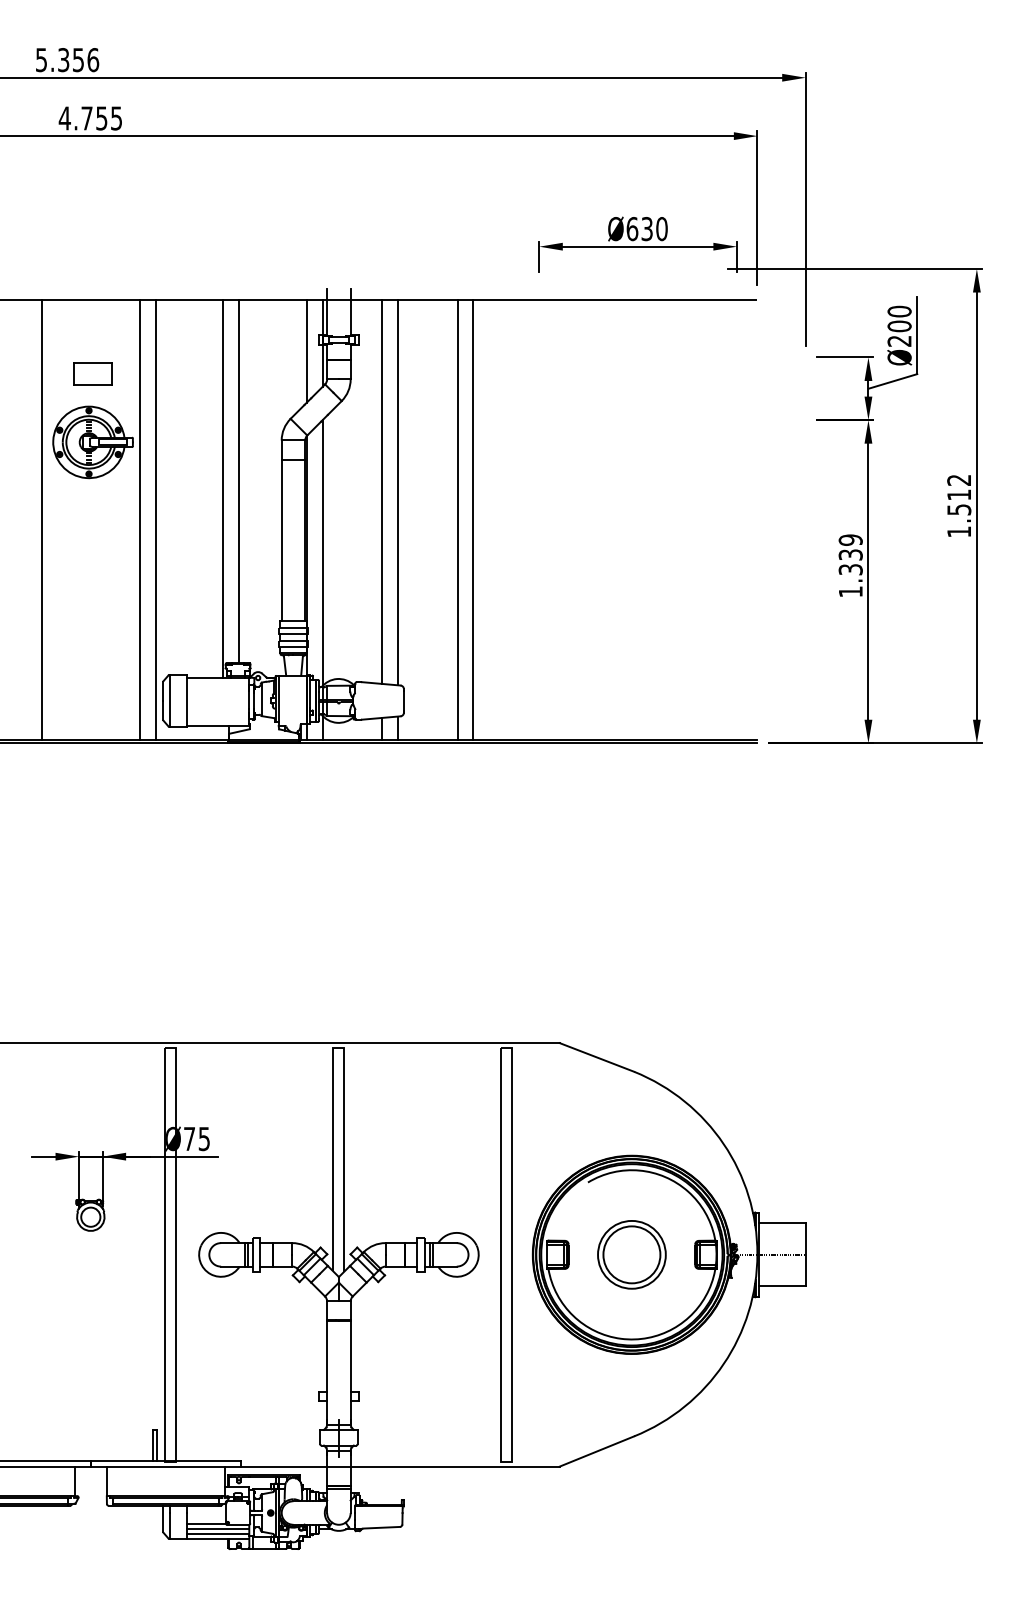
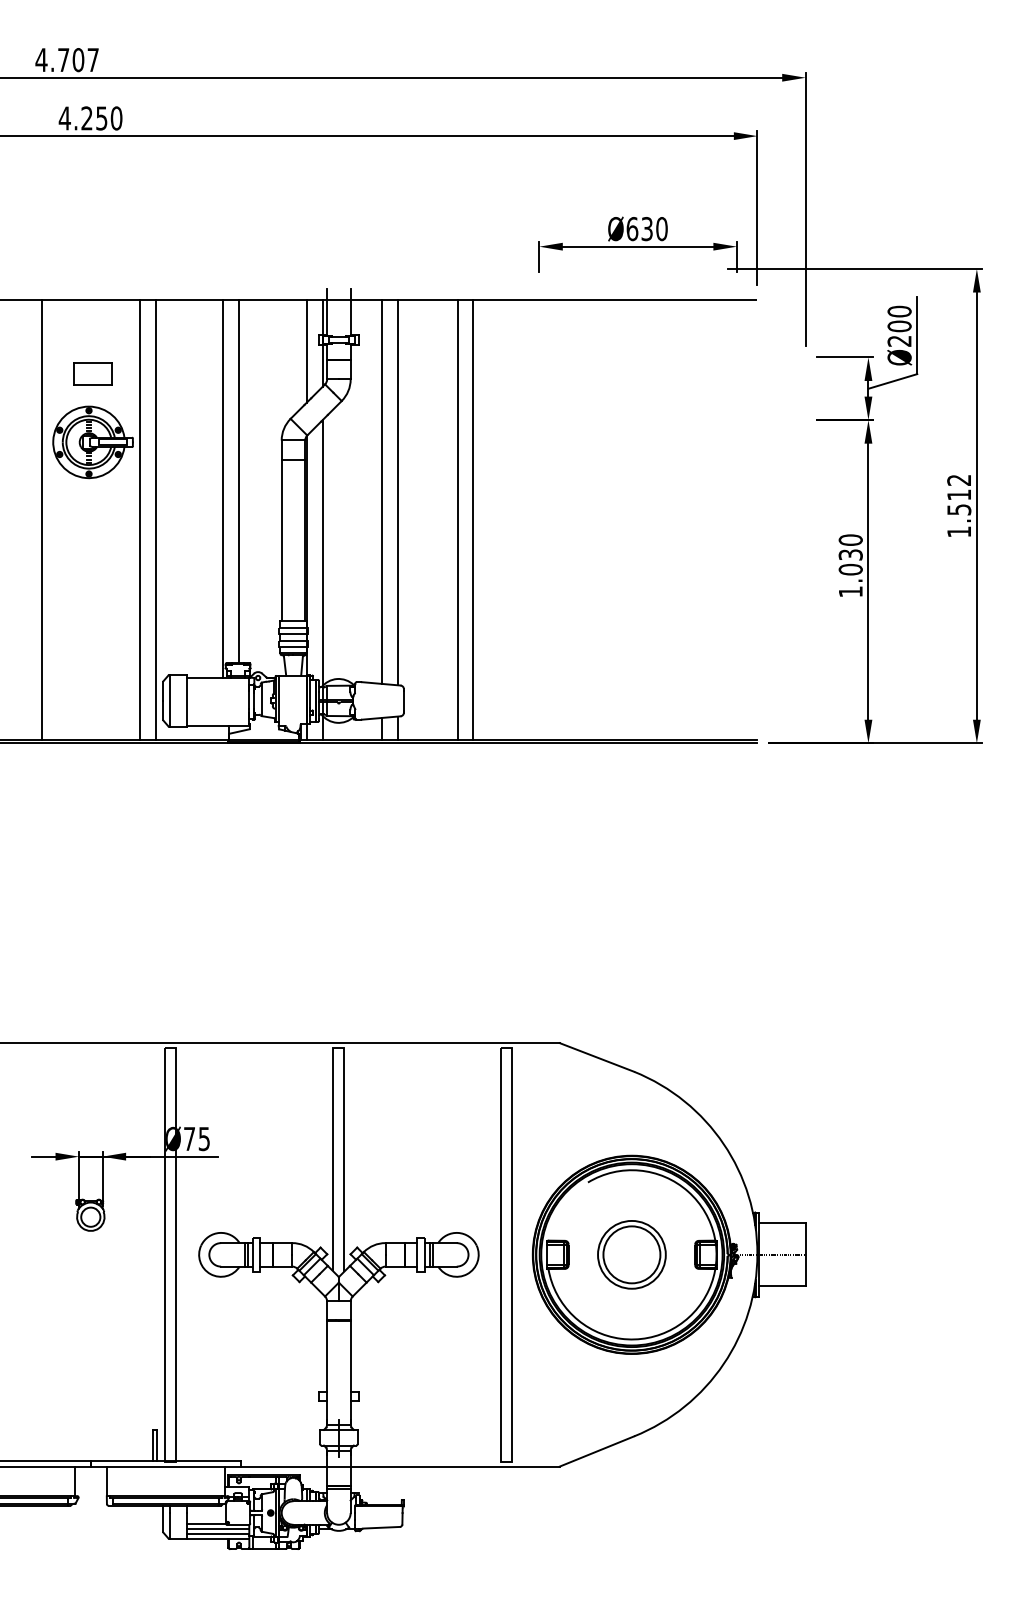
text: 5.356 -> 4.707 (67, 60)
text: 4.755 -> 4.250 (101, 118)
text: 1.339 -> 1.030 (850, 554)
